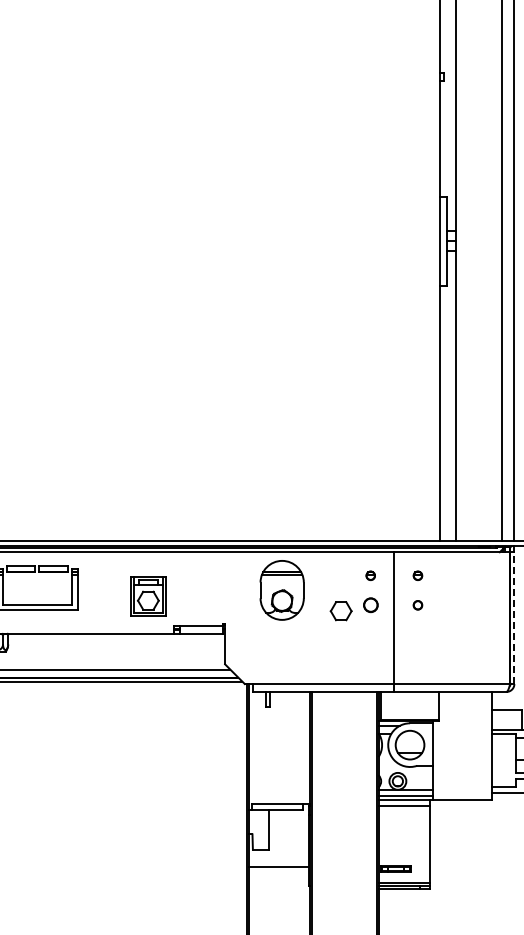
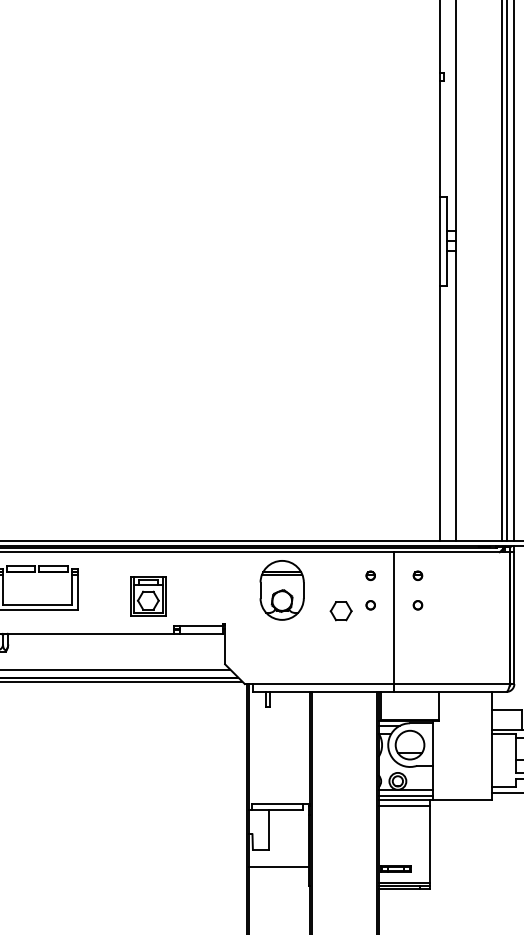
line: none -> present (506, 271)
part size: 16x17 px -> 11x11 px (370, 605)
line: dashed -> solid (514, 618)
